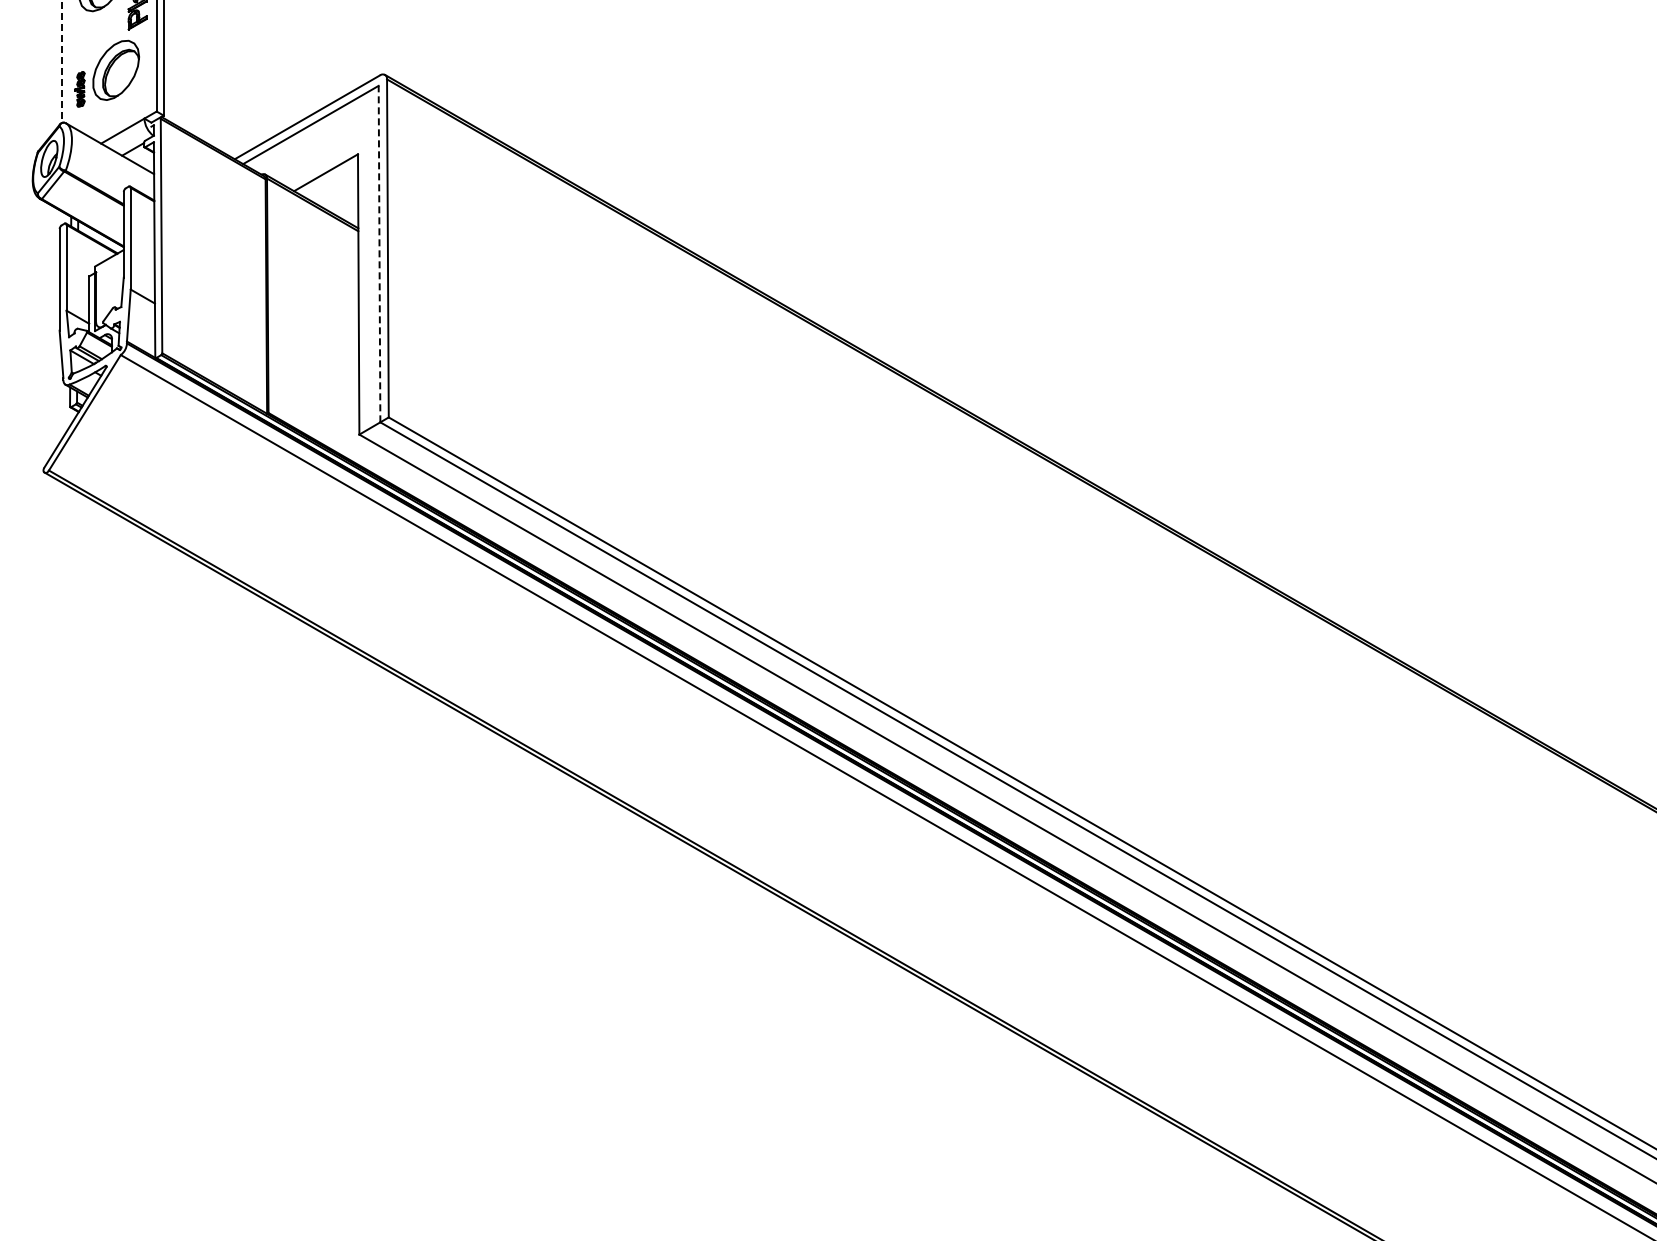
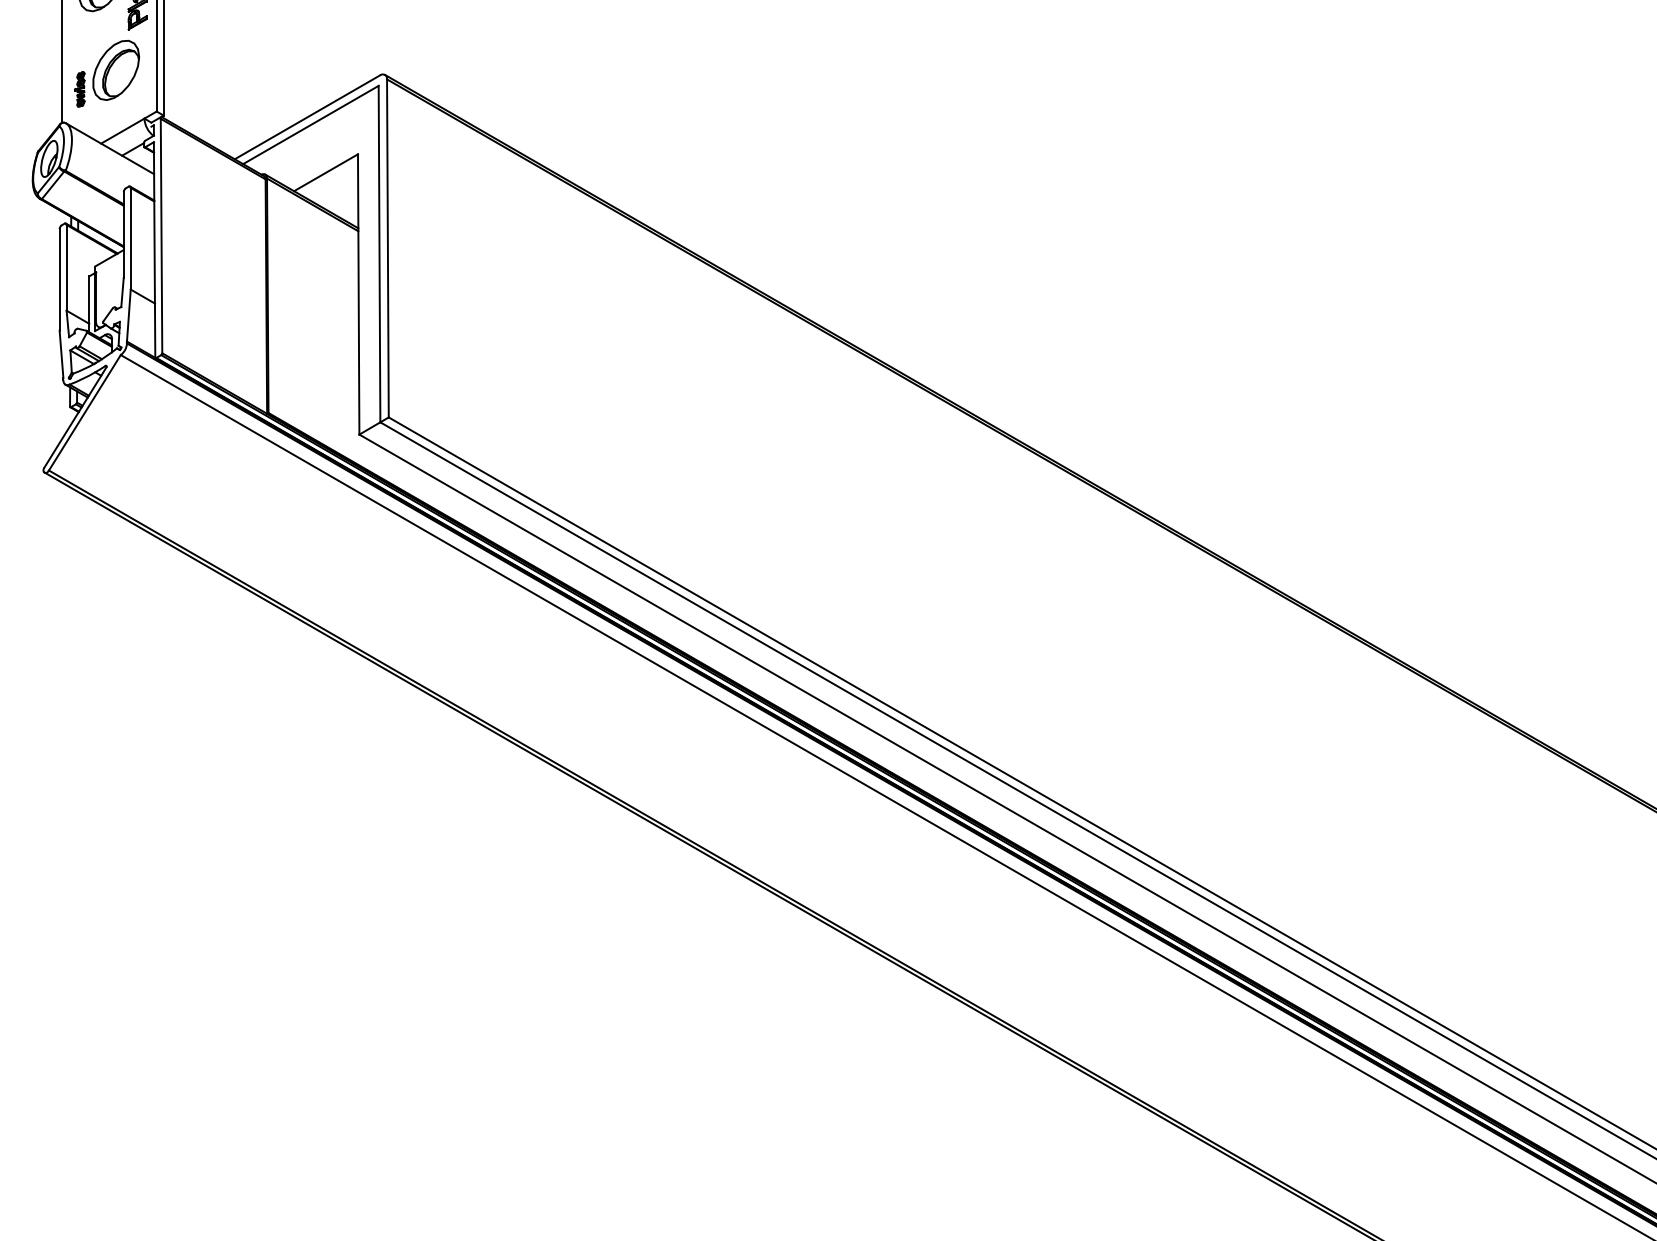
line: dashed -> solid (61, 62)
line: dashed -> solid (379, 253)
